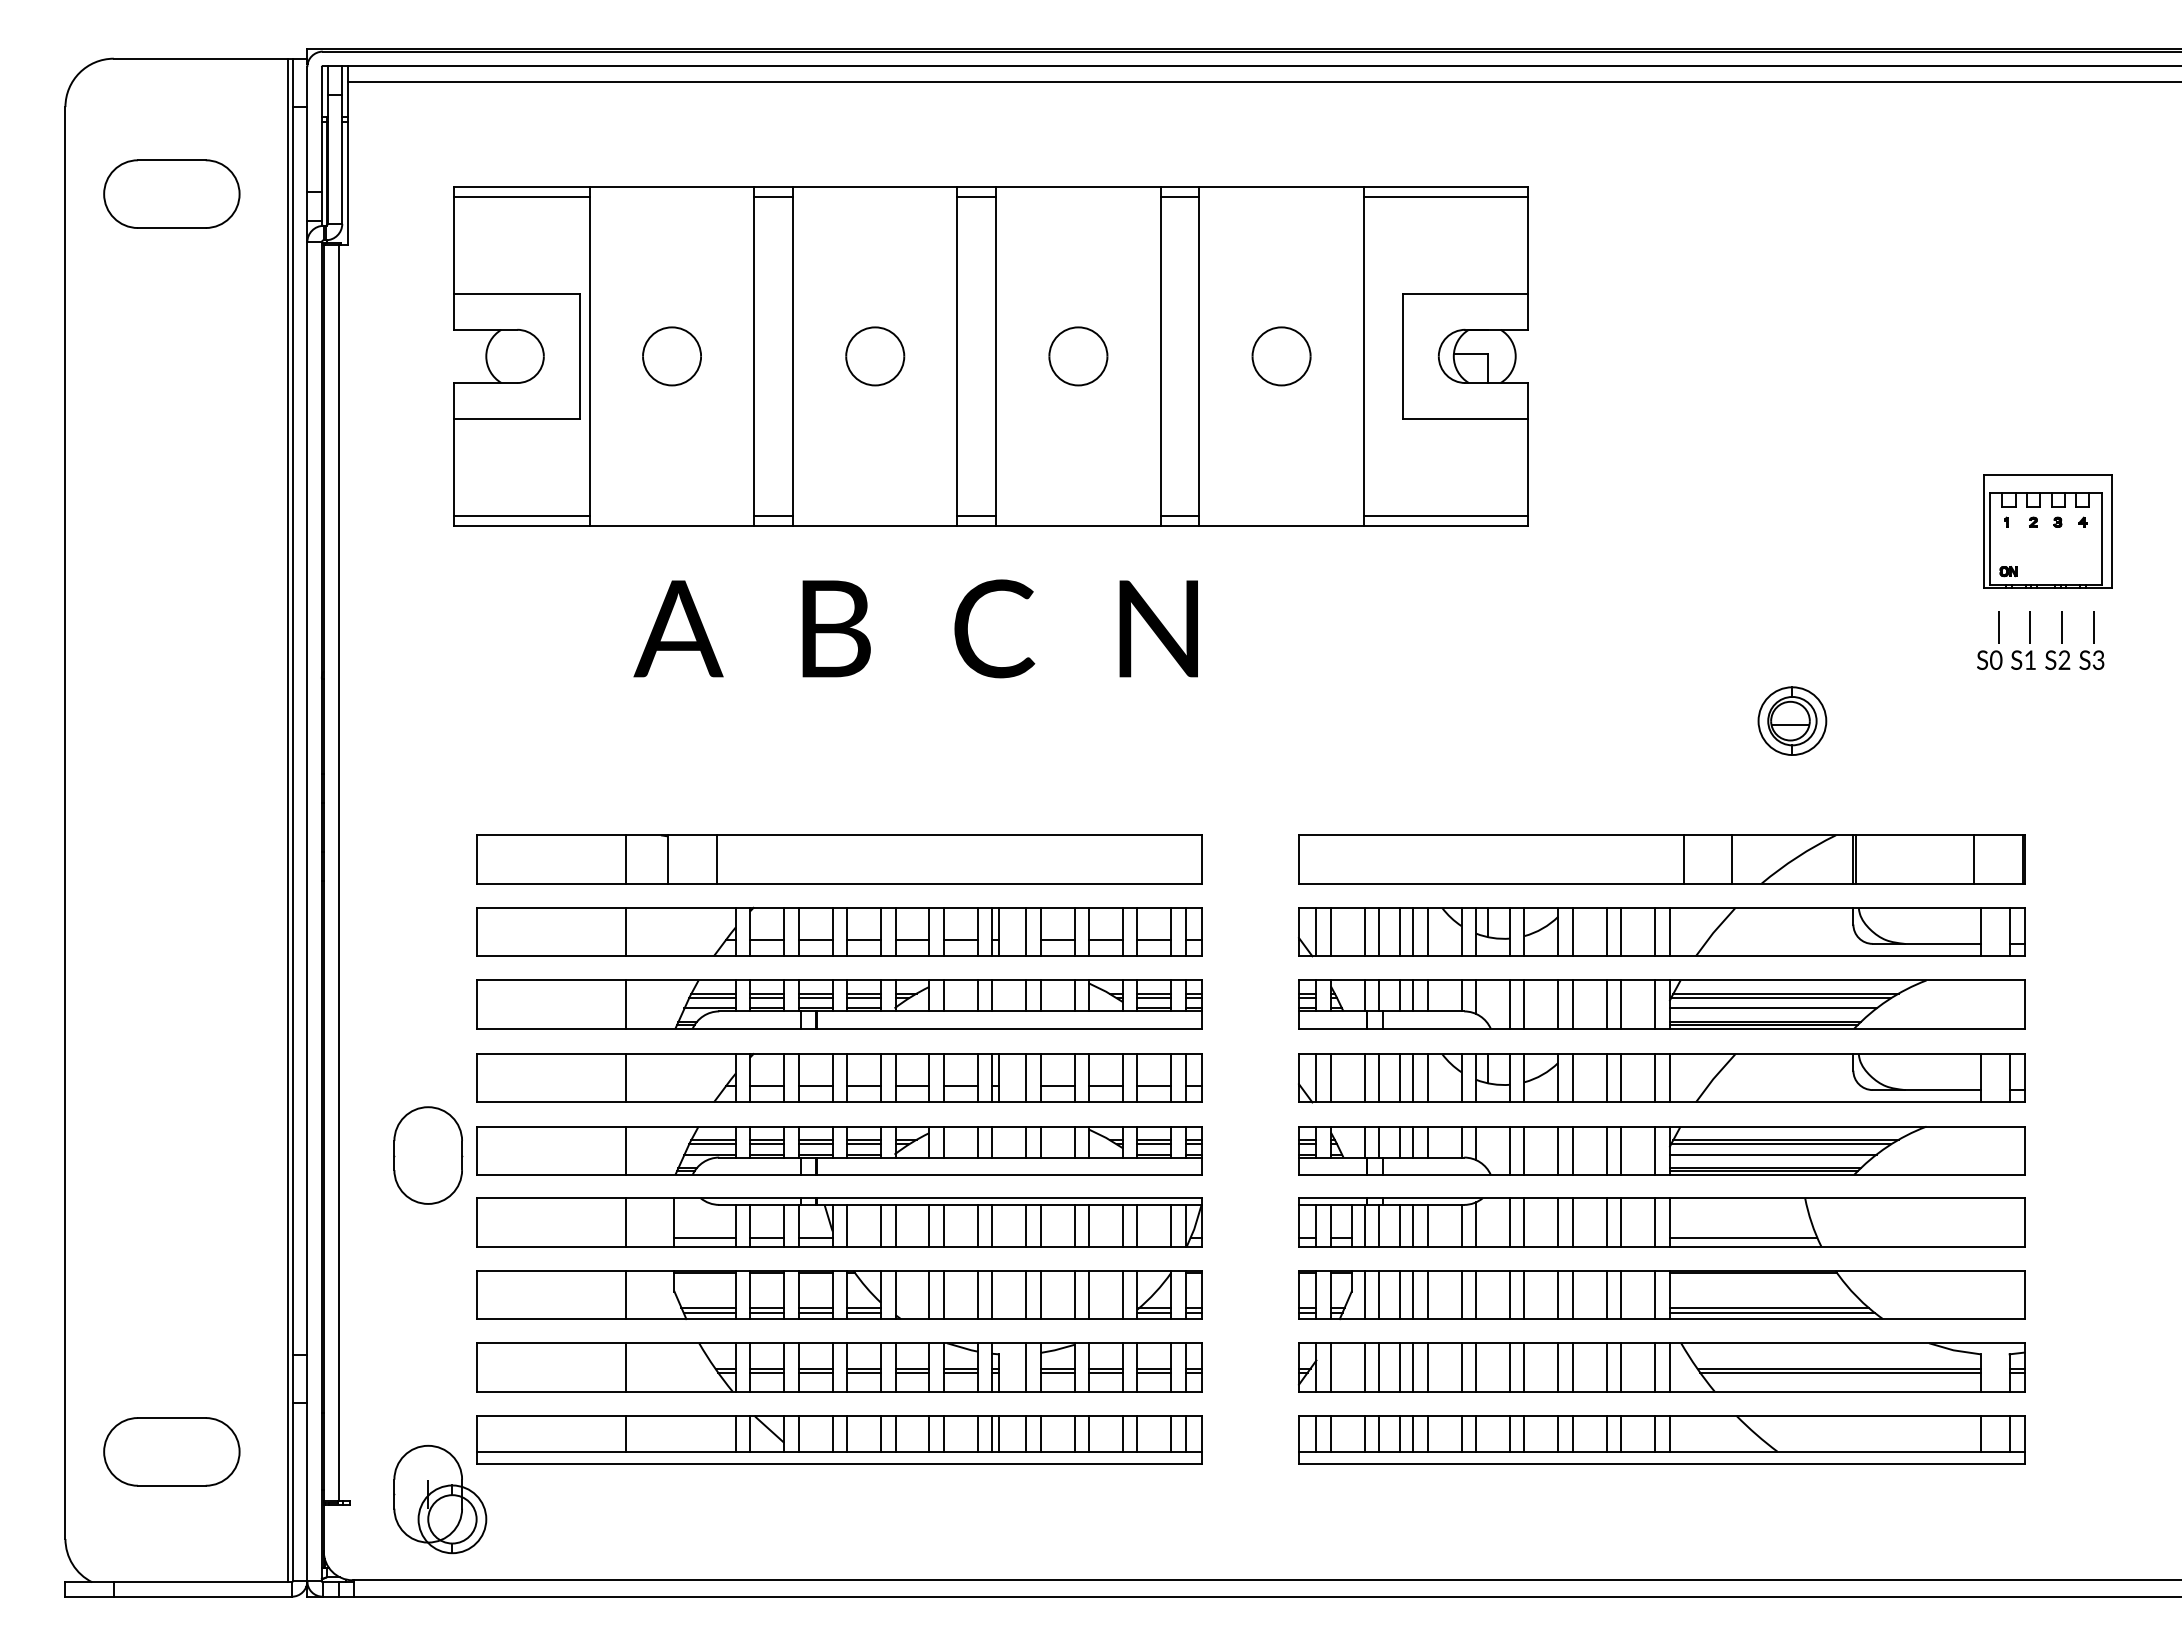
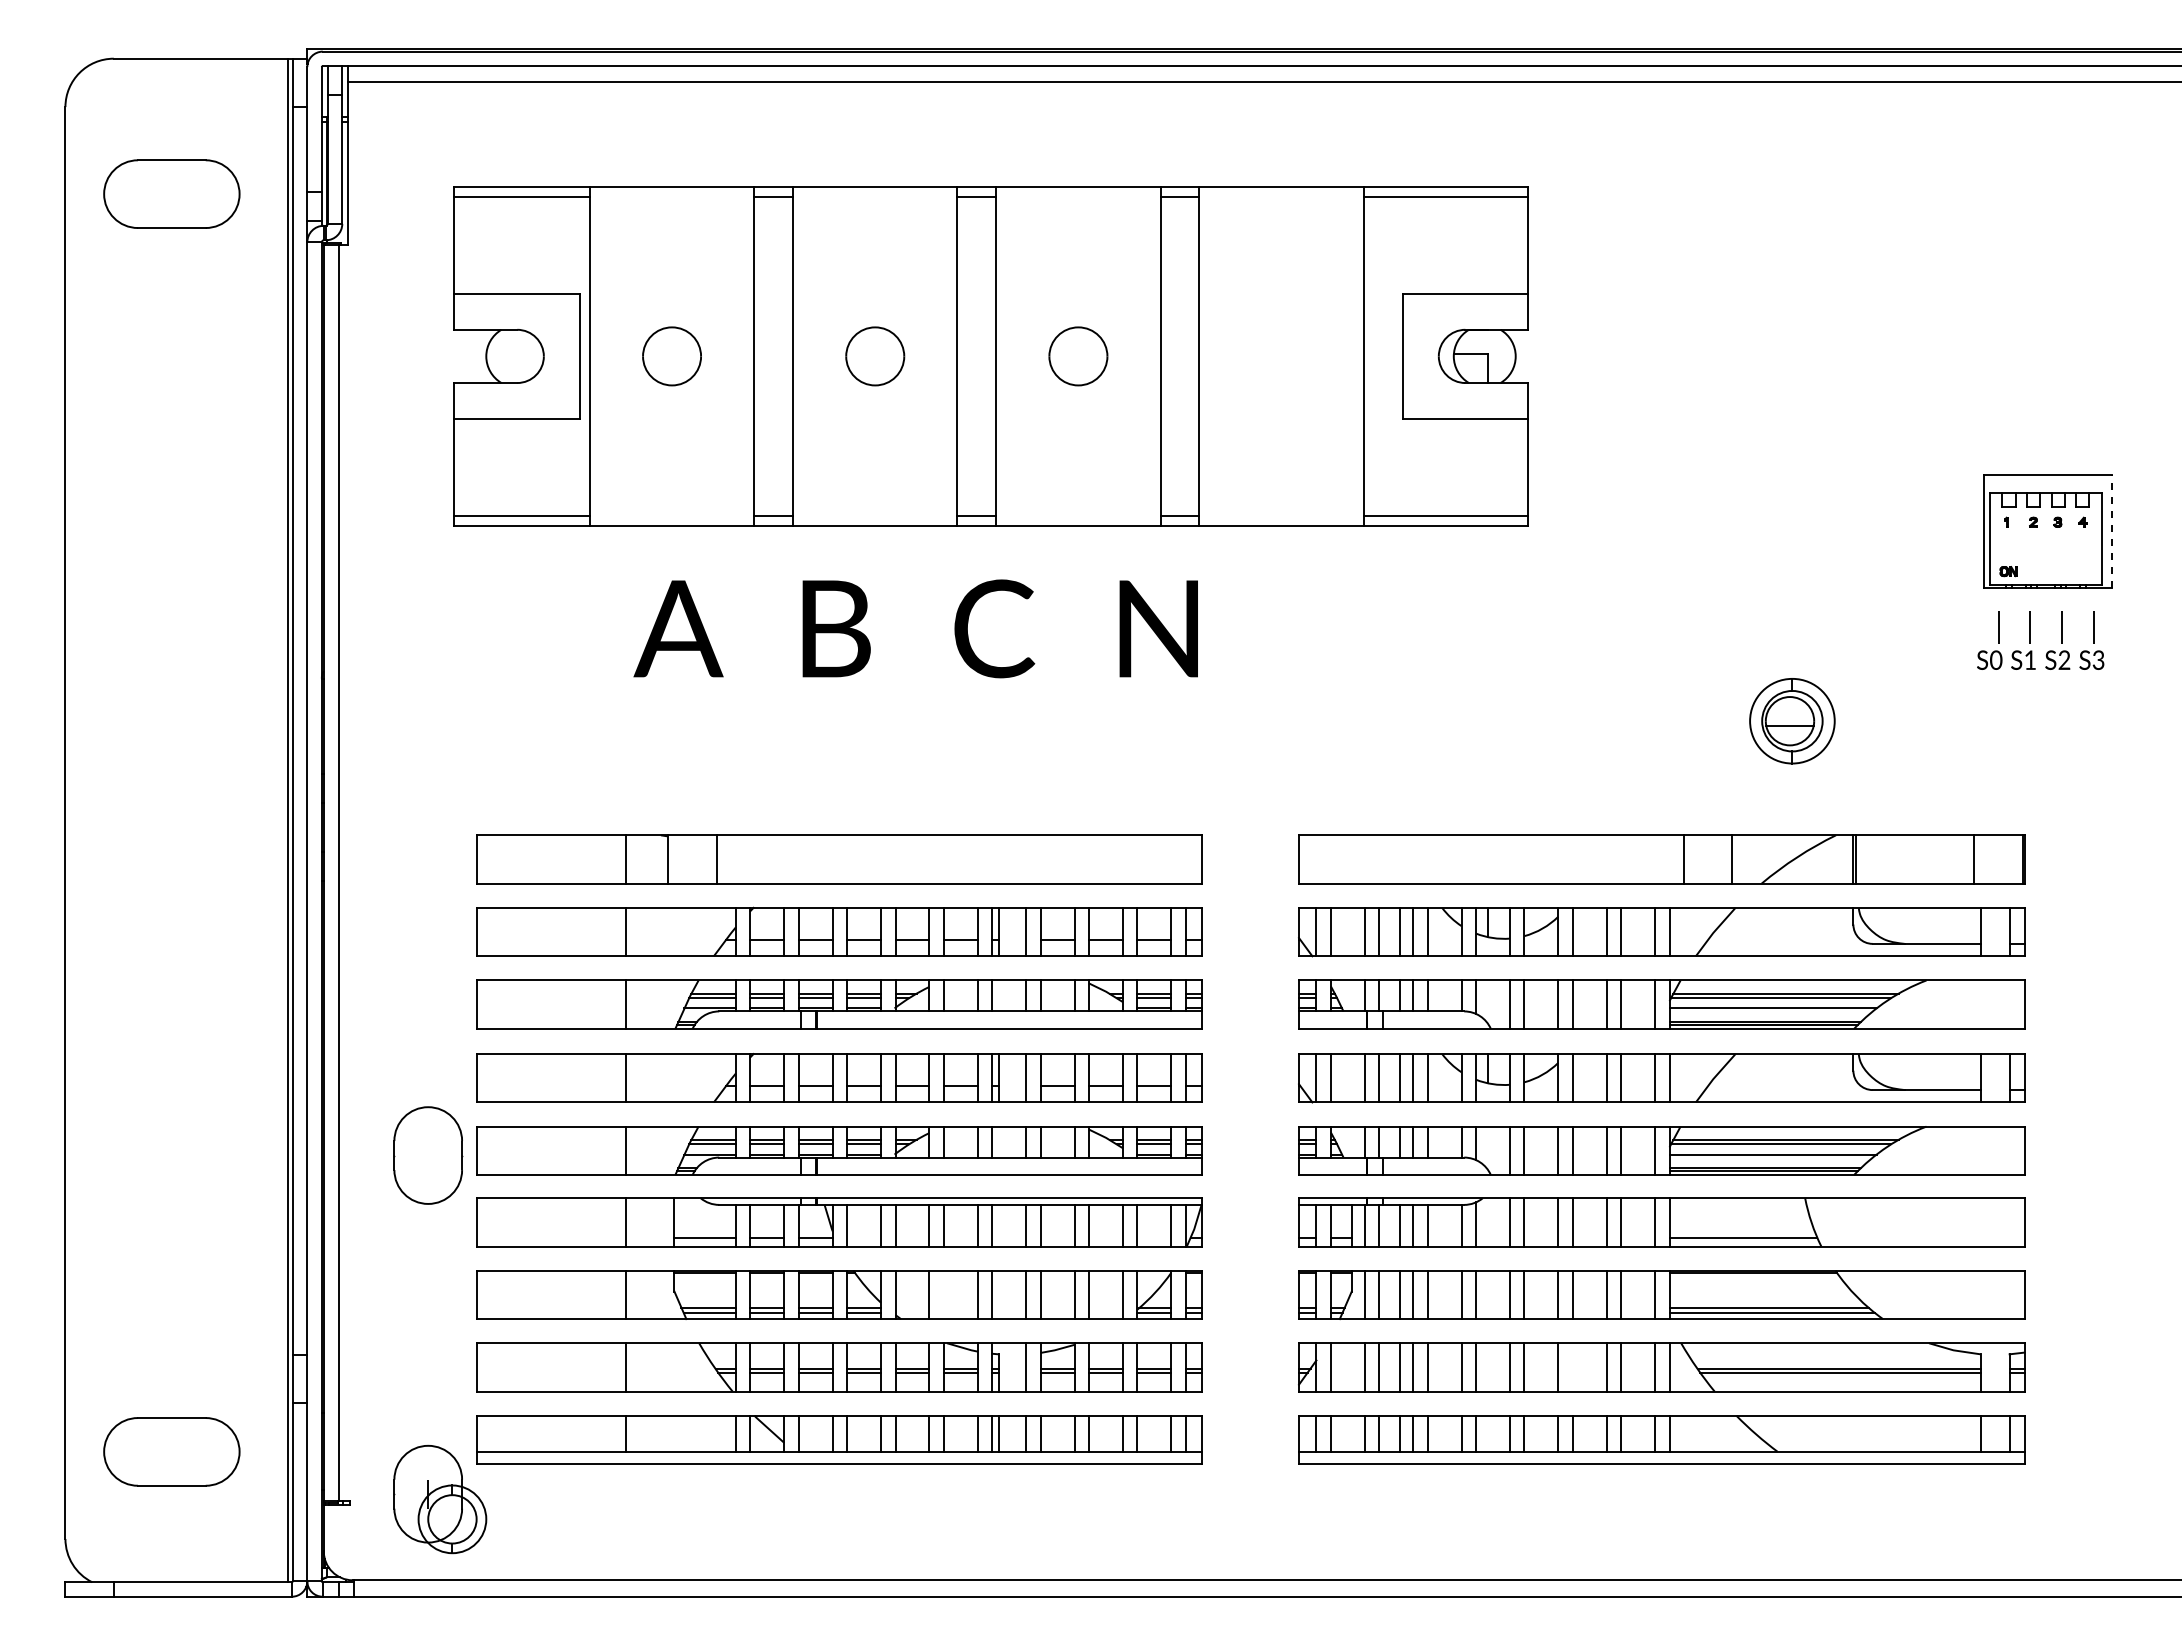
part: present -> none (1281, 356)
line: solid -> dashed (2111, 531)
part size: 71x70 px -> 87x87 px (1792, 721)
line: present -> none (943, 1294)
line: present -> none (1572, 1367)
